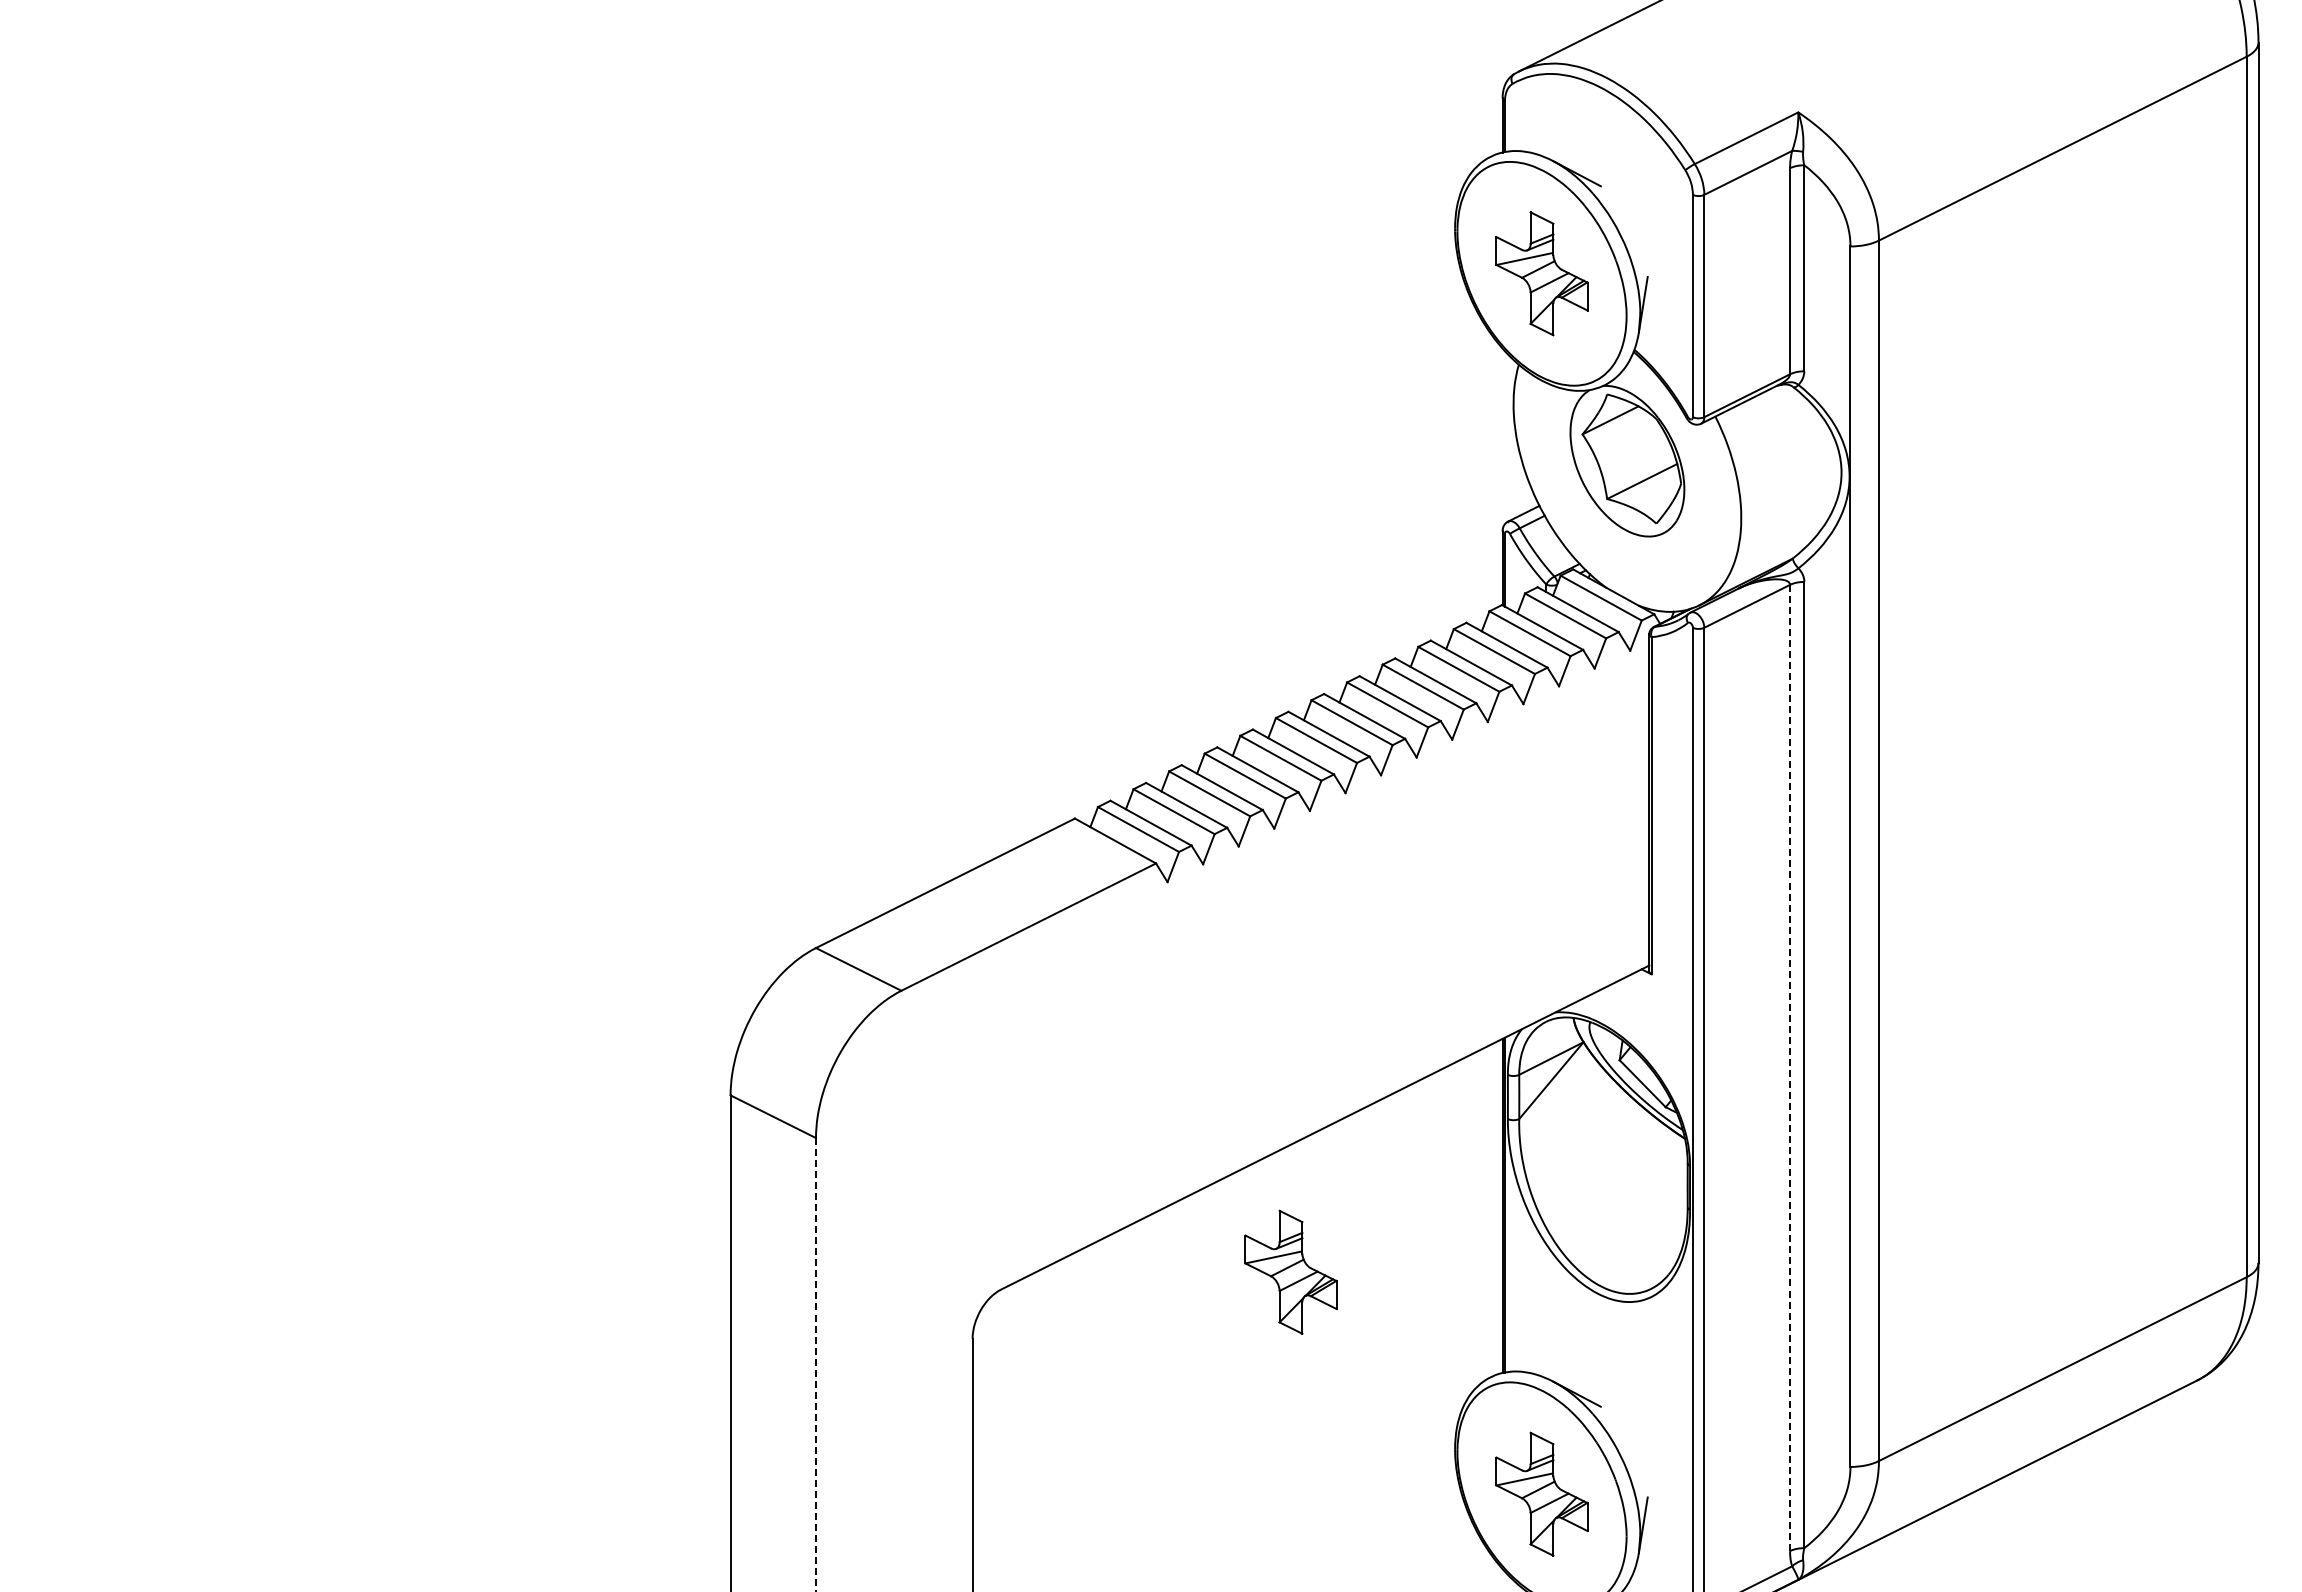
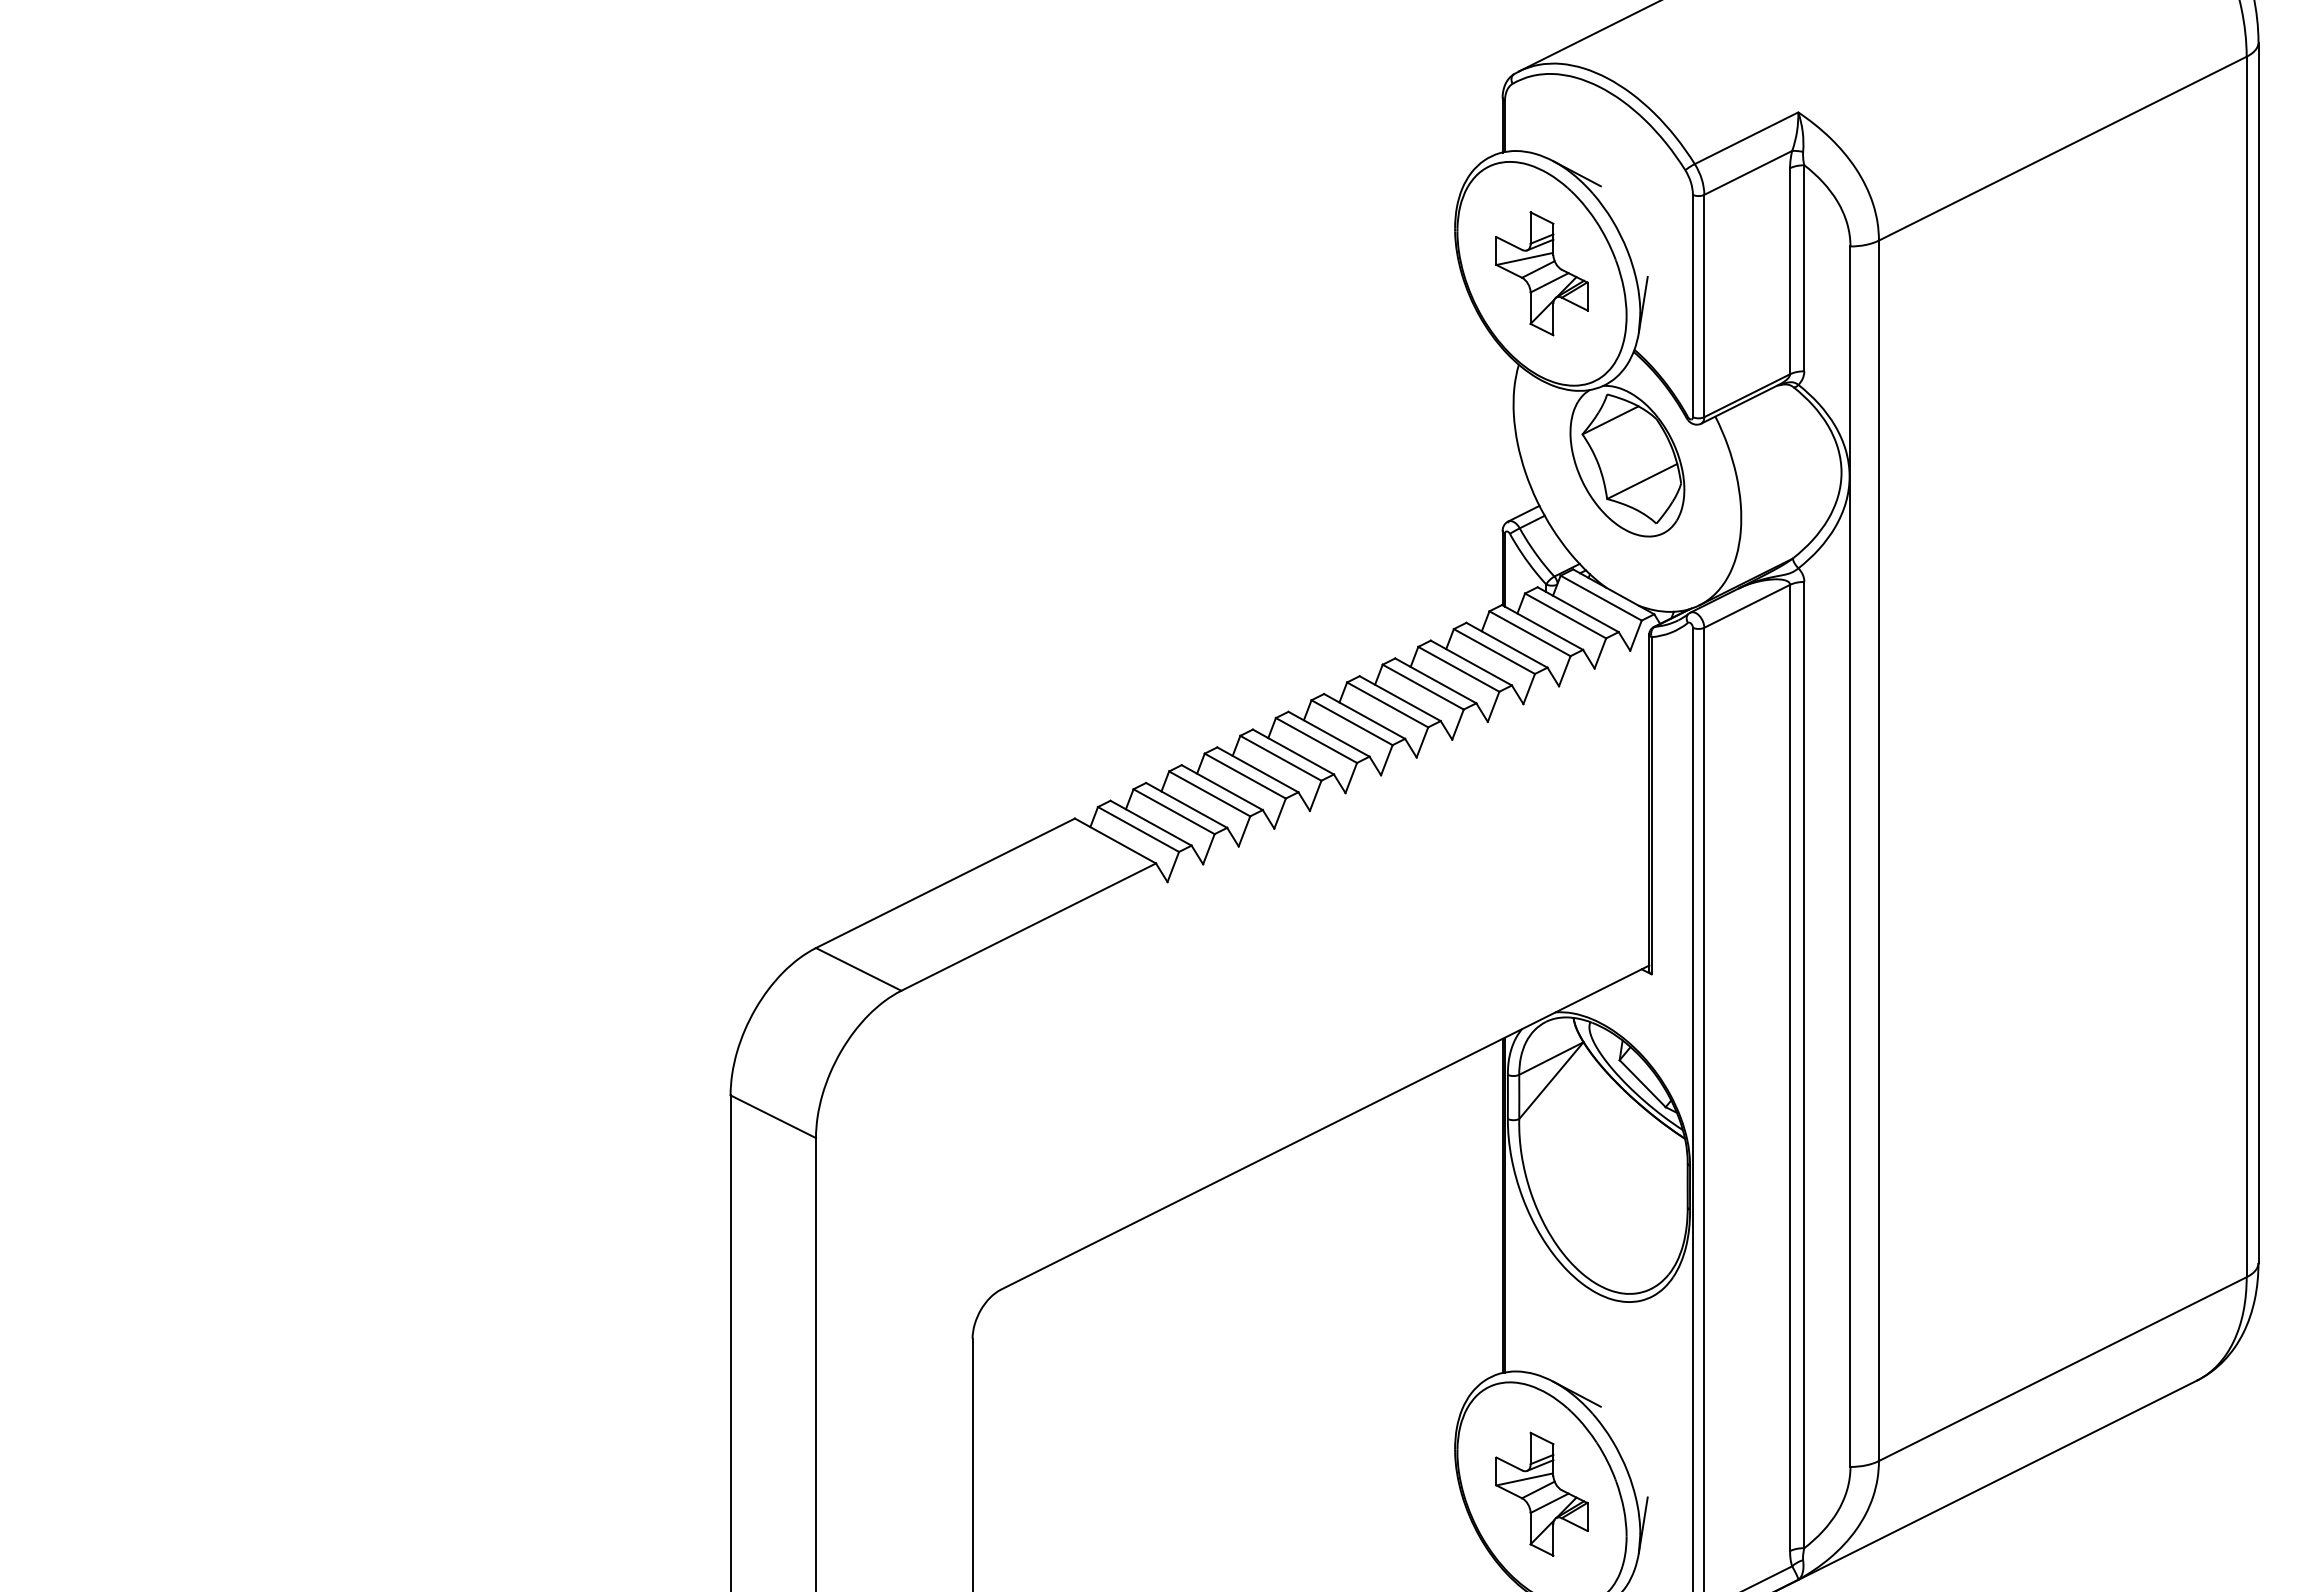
line: dashed -> solid (1790, 1067)
part: present -> none (1290, 1271)
line: dashed -> solid (816, 1364)
